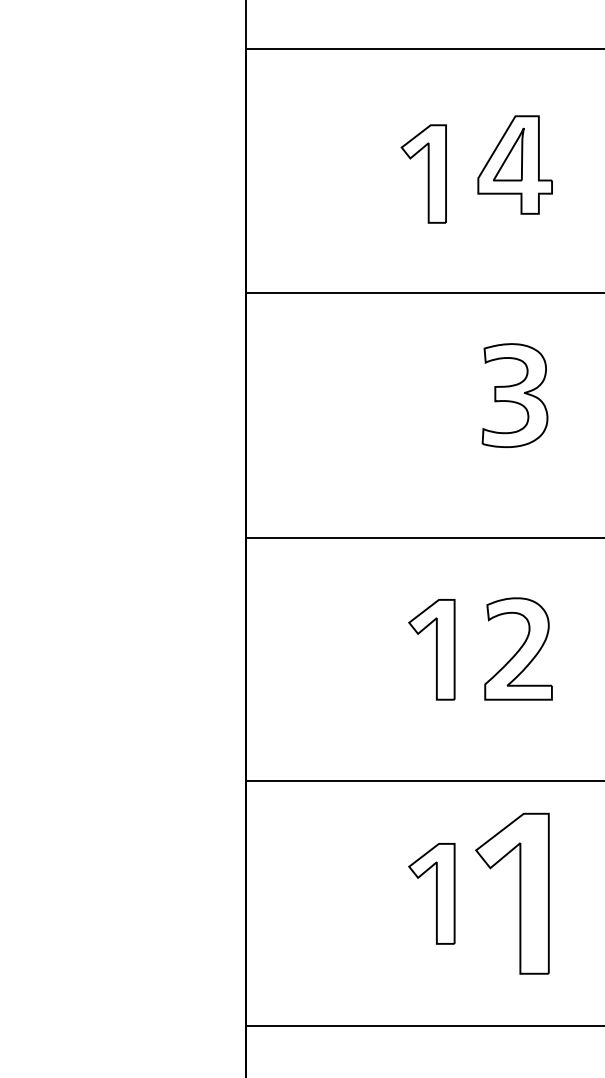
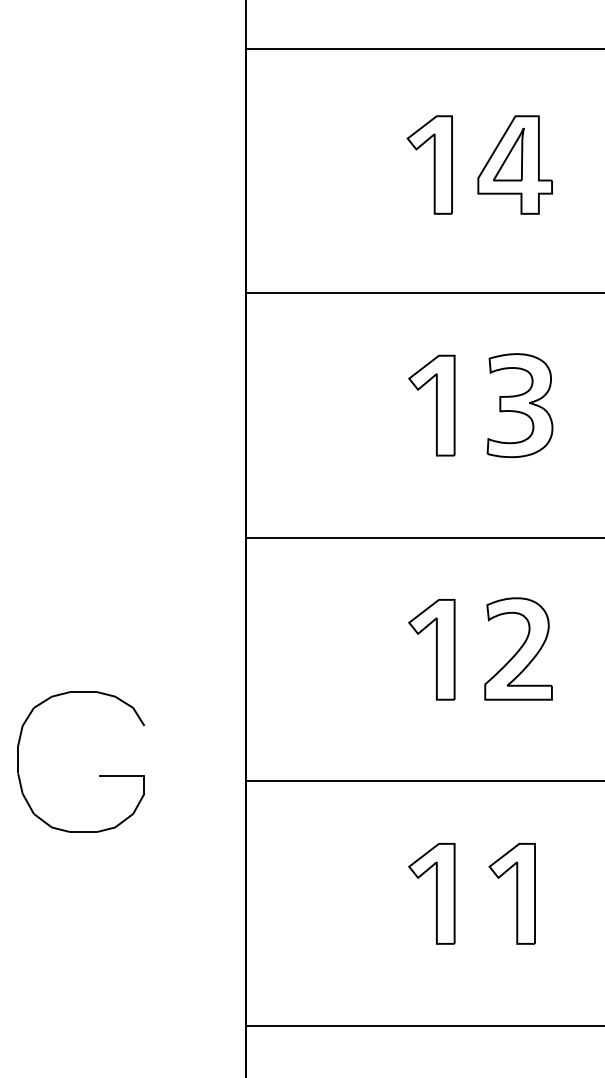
part position: (423, 173) -> (429, 164) (429, 164)
part position: (514, 395) -> (519, 405) (519, 405)
part: none -> present (431, 405)
part: none -> present (99, 775)
part size: 75x163 px -> 48x102 px (511, 893)
